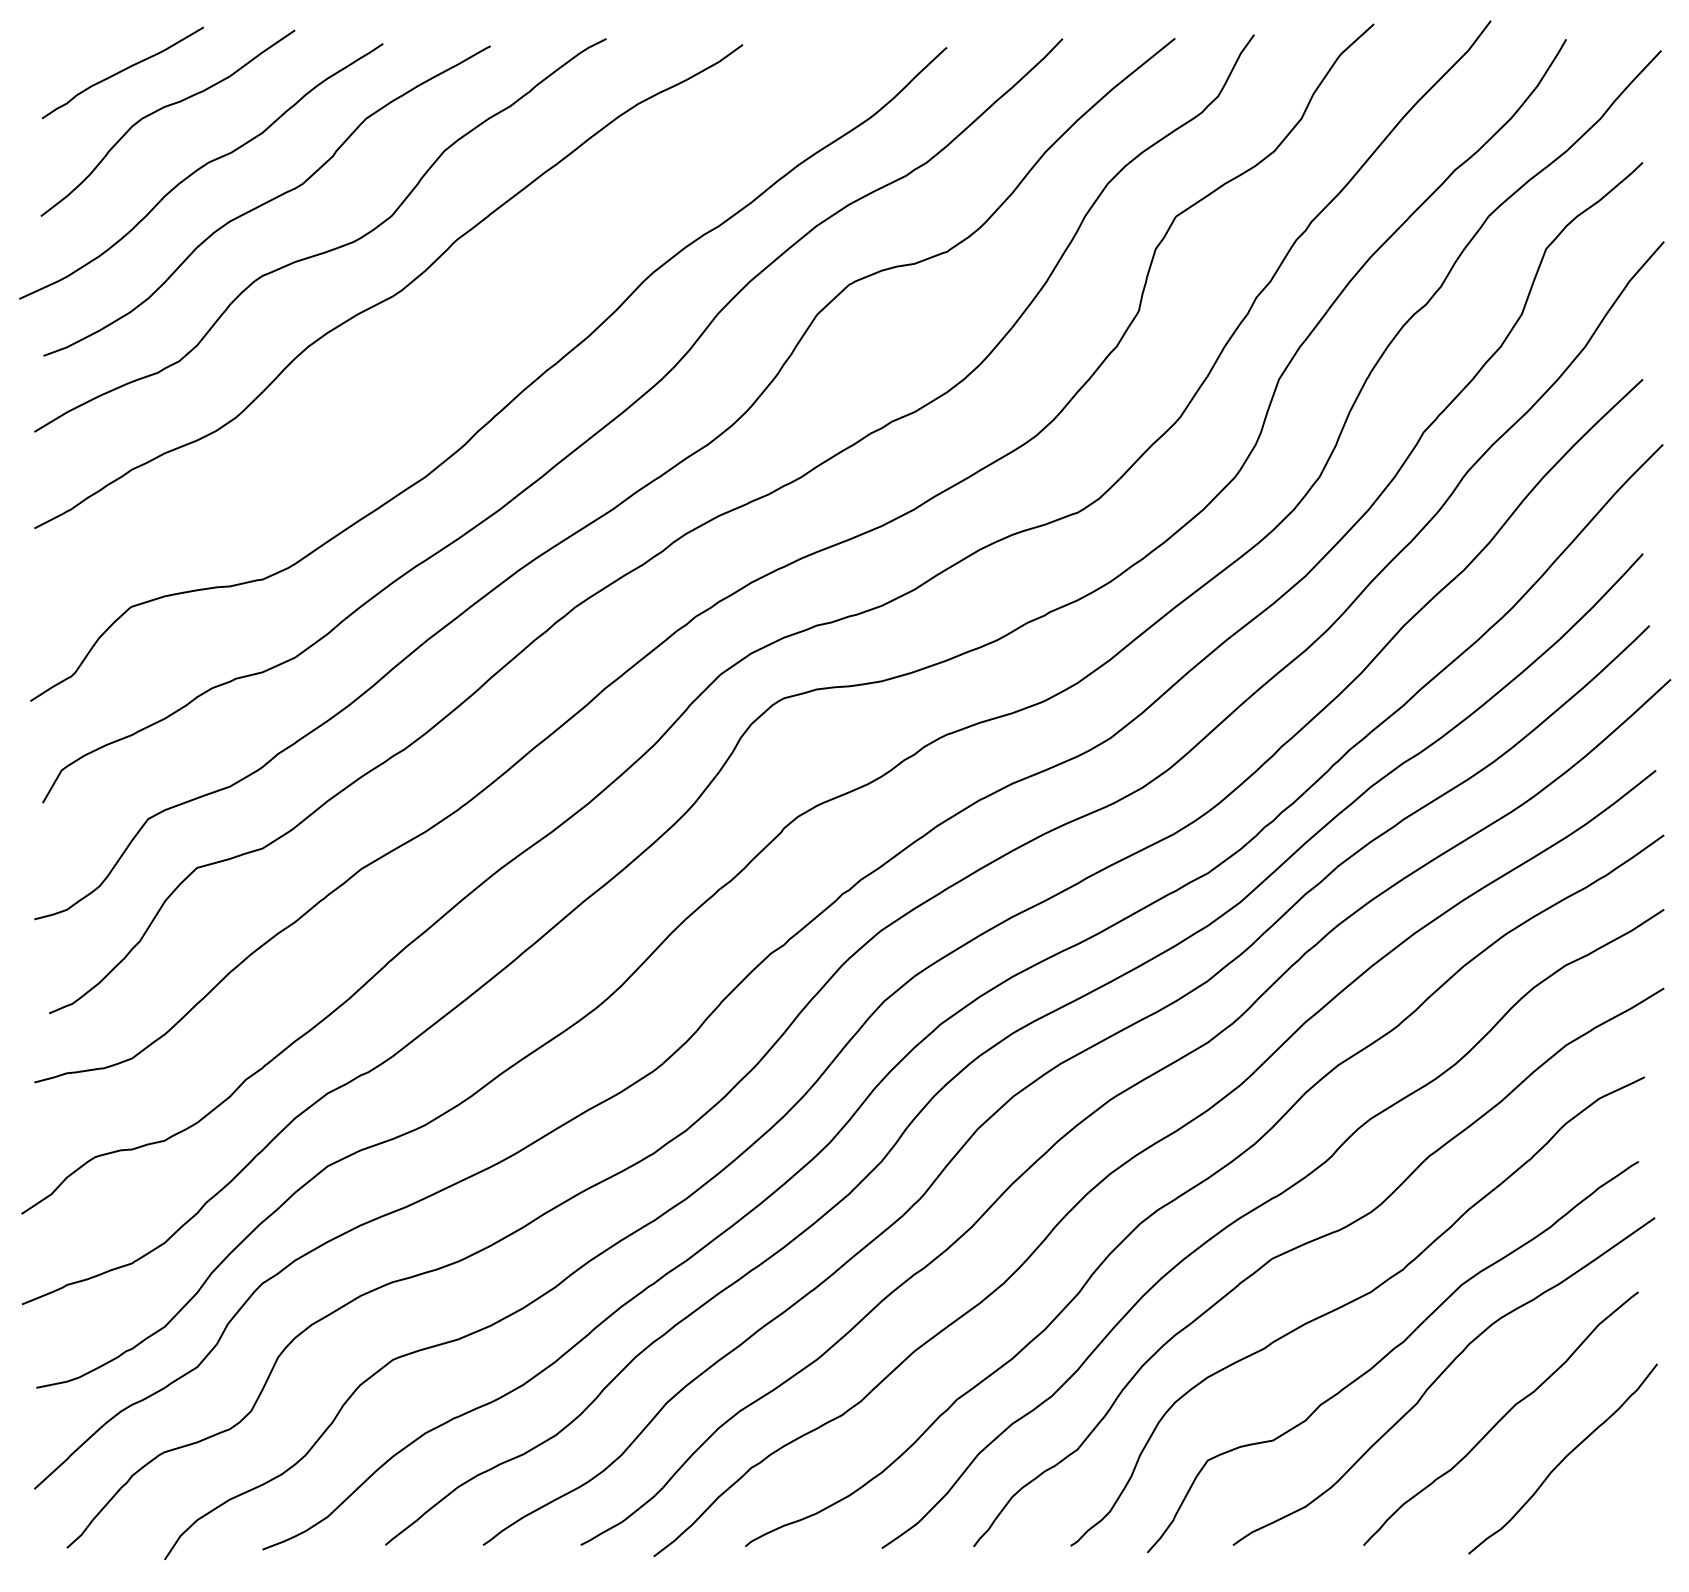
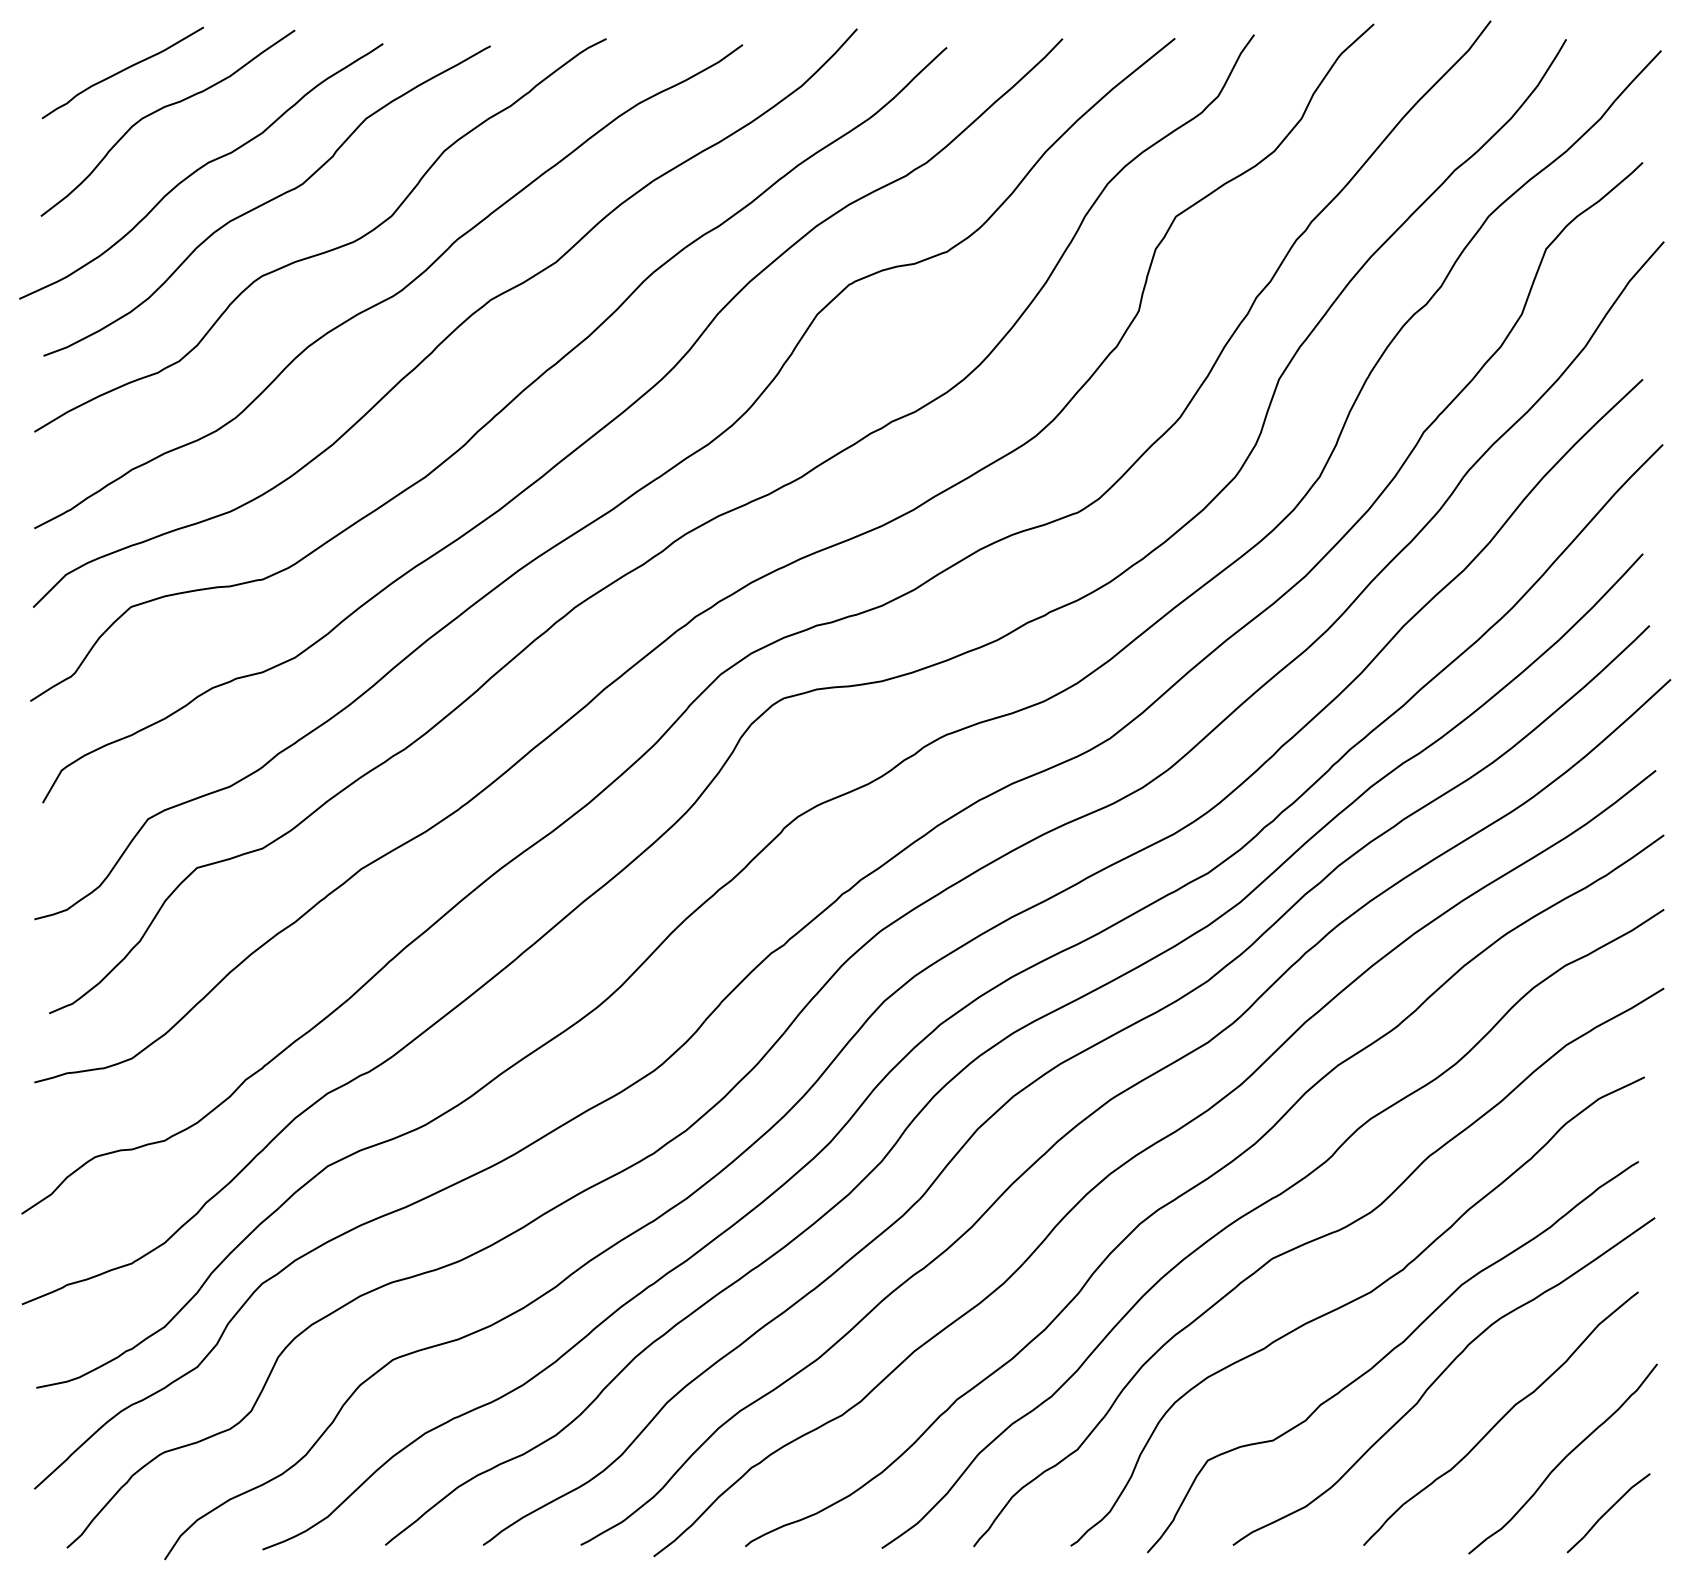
curve: none -> present (455, 328)
line: none -> present (1607, 1512)
